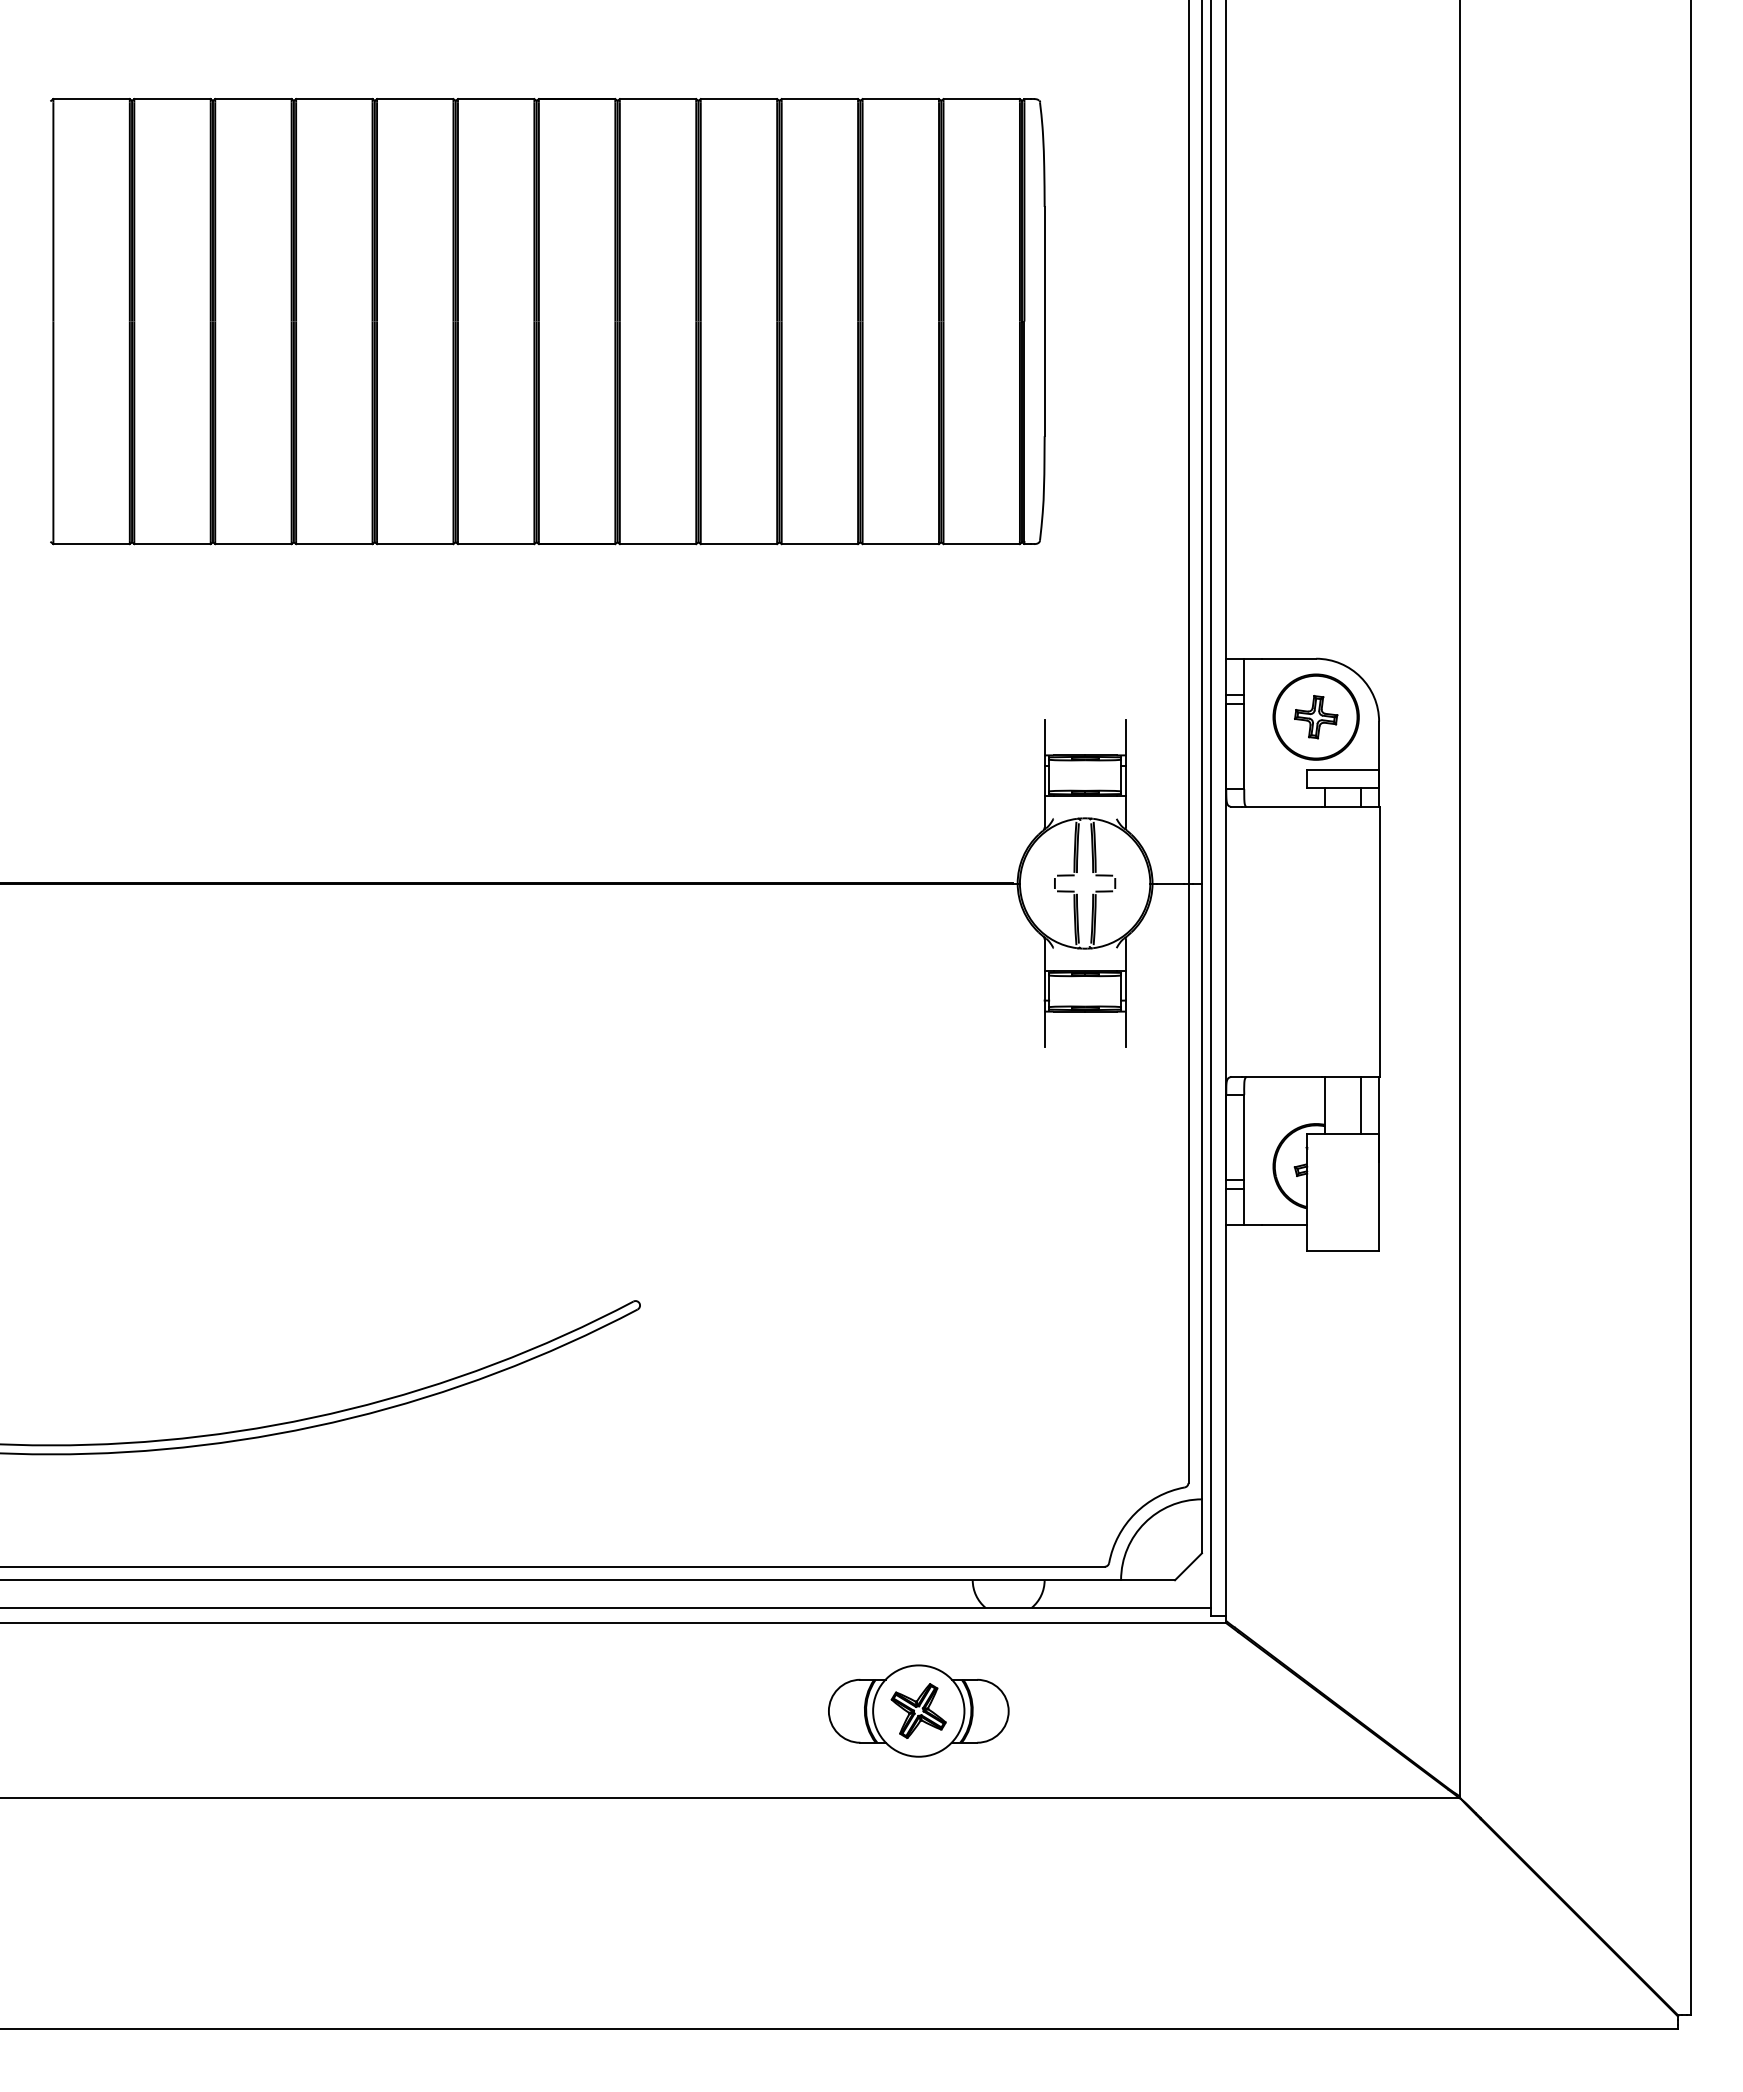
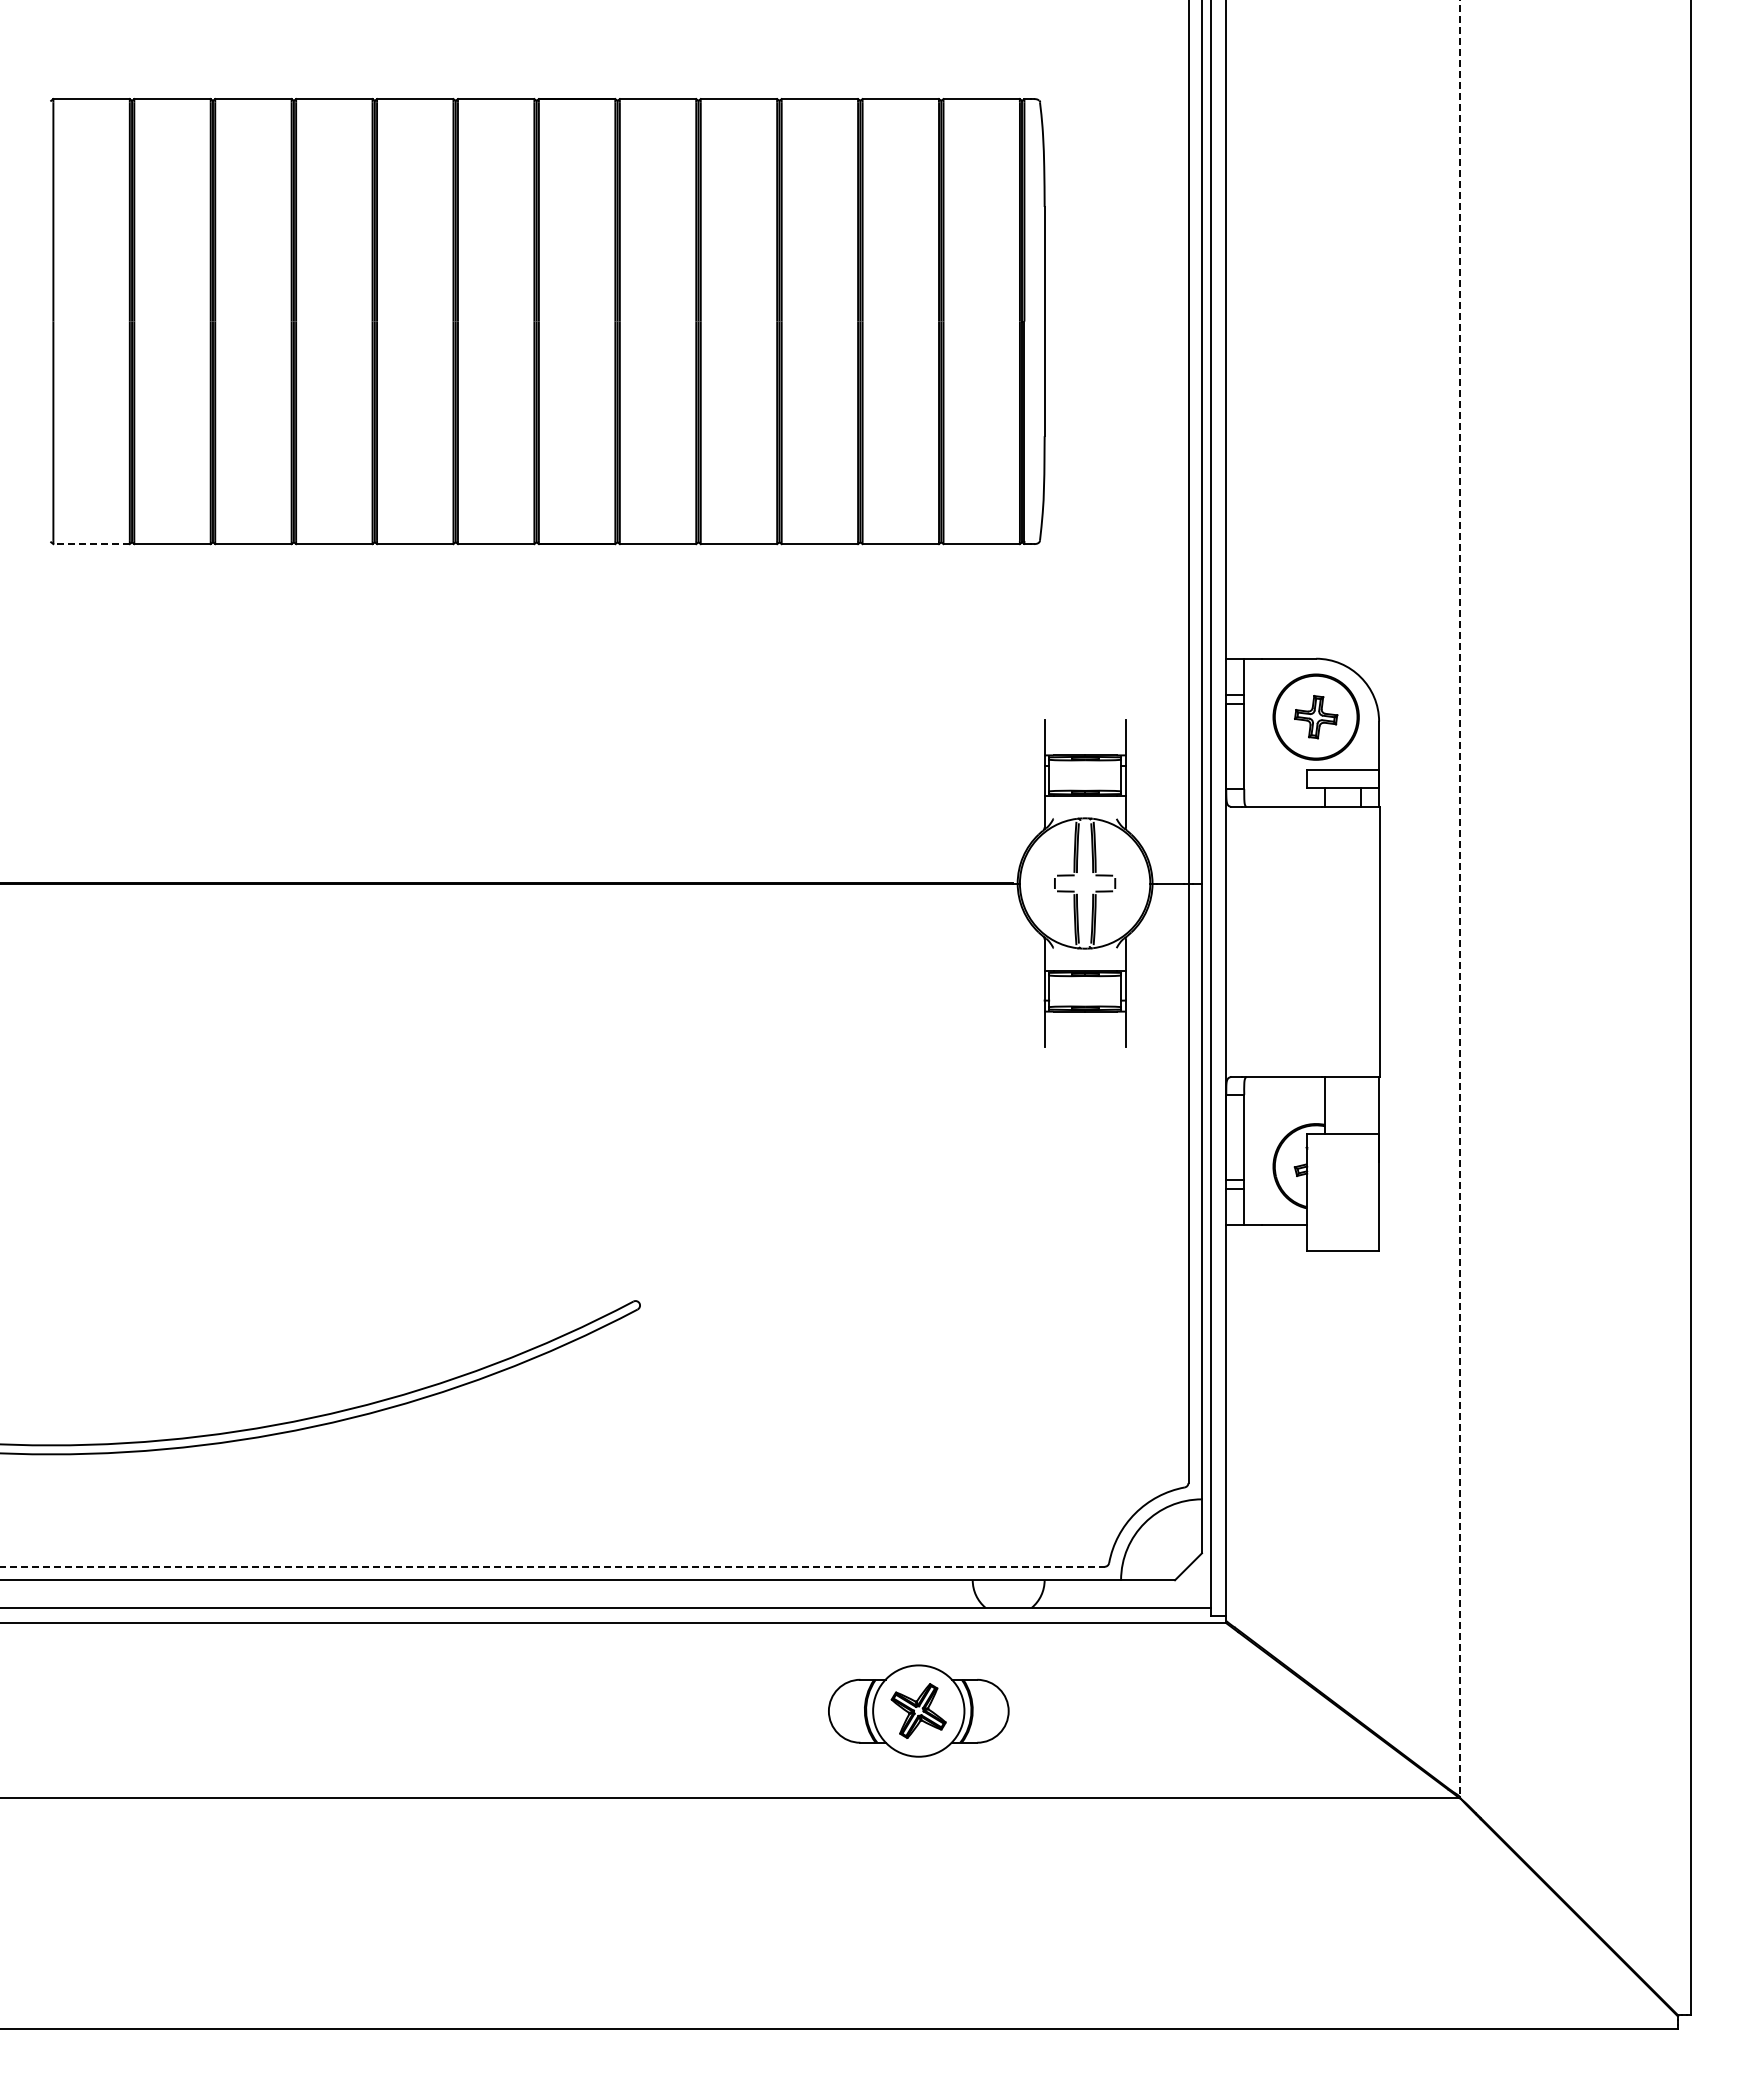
line: solid -> dashed (91, 544)
line: solid -> dashed (1460, 899)
line: present -> none (1361, 1105)
line: solid -> dashed (552, 1566)
